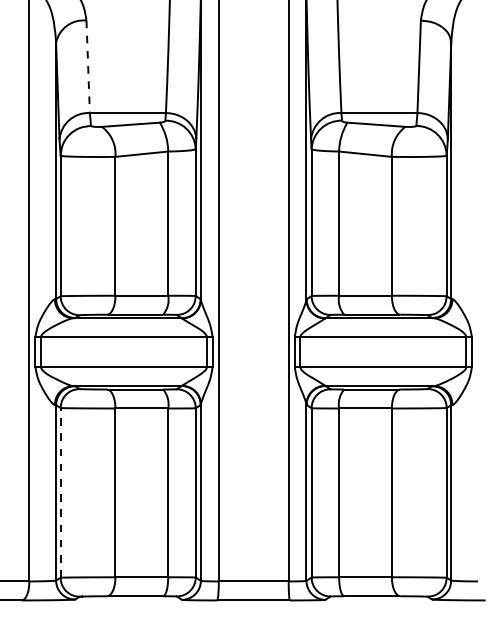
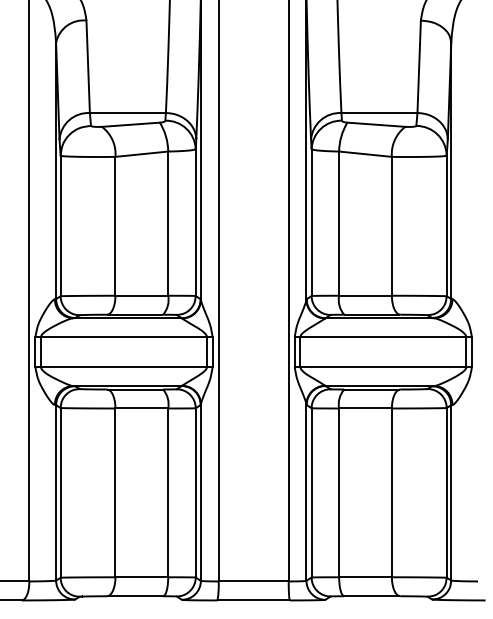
line: dashed -> solid (88, 67)
line: dashed -> solid (60, 492)
